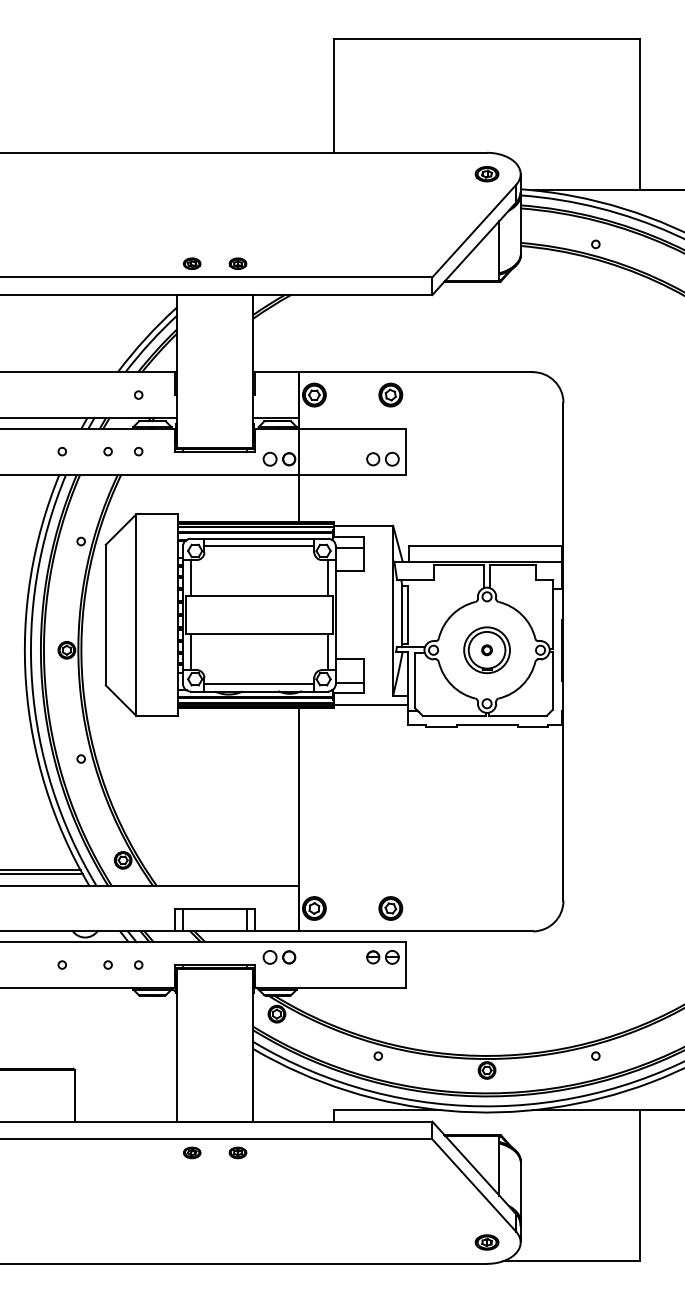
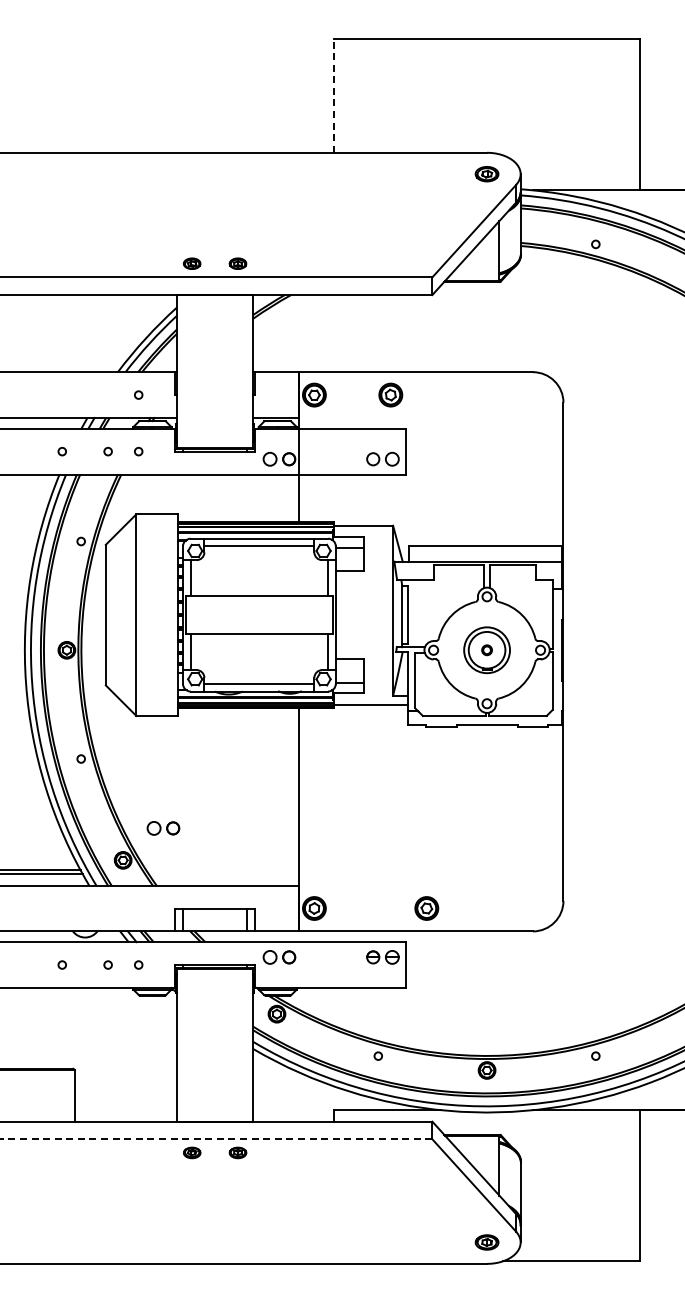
line: solid -> dashed (334, 95)
part: none -> present (163, 828)
part position: (390, 908) -> (426, 908) (426, 908)
line: solid -> dashed (216, 1139)
